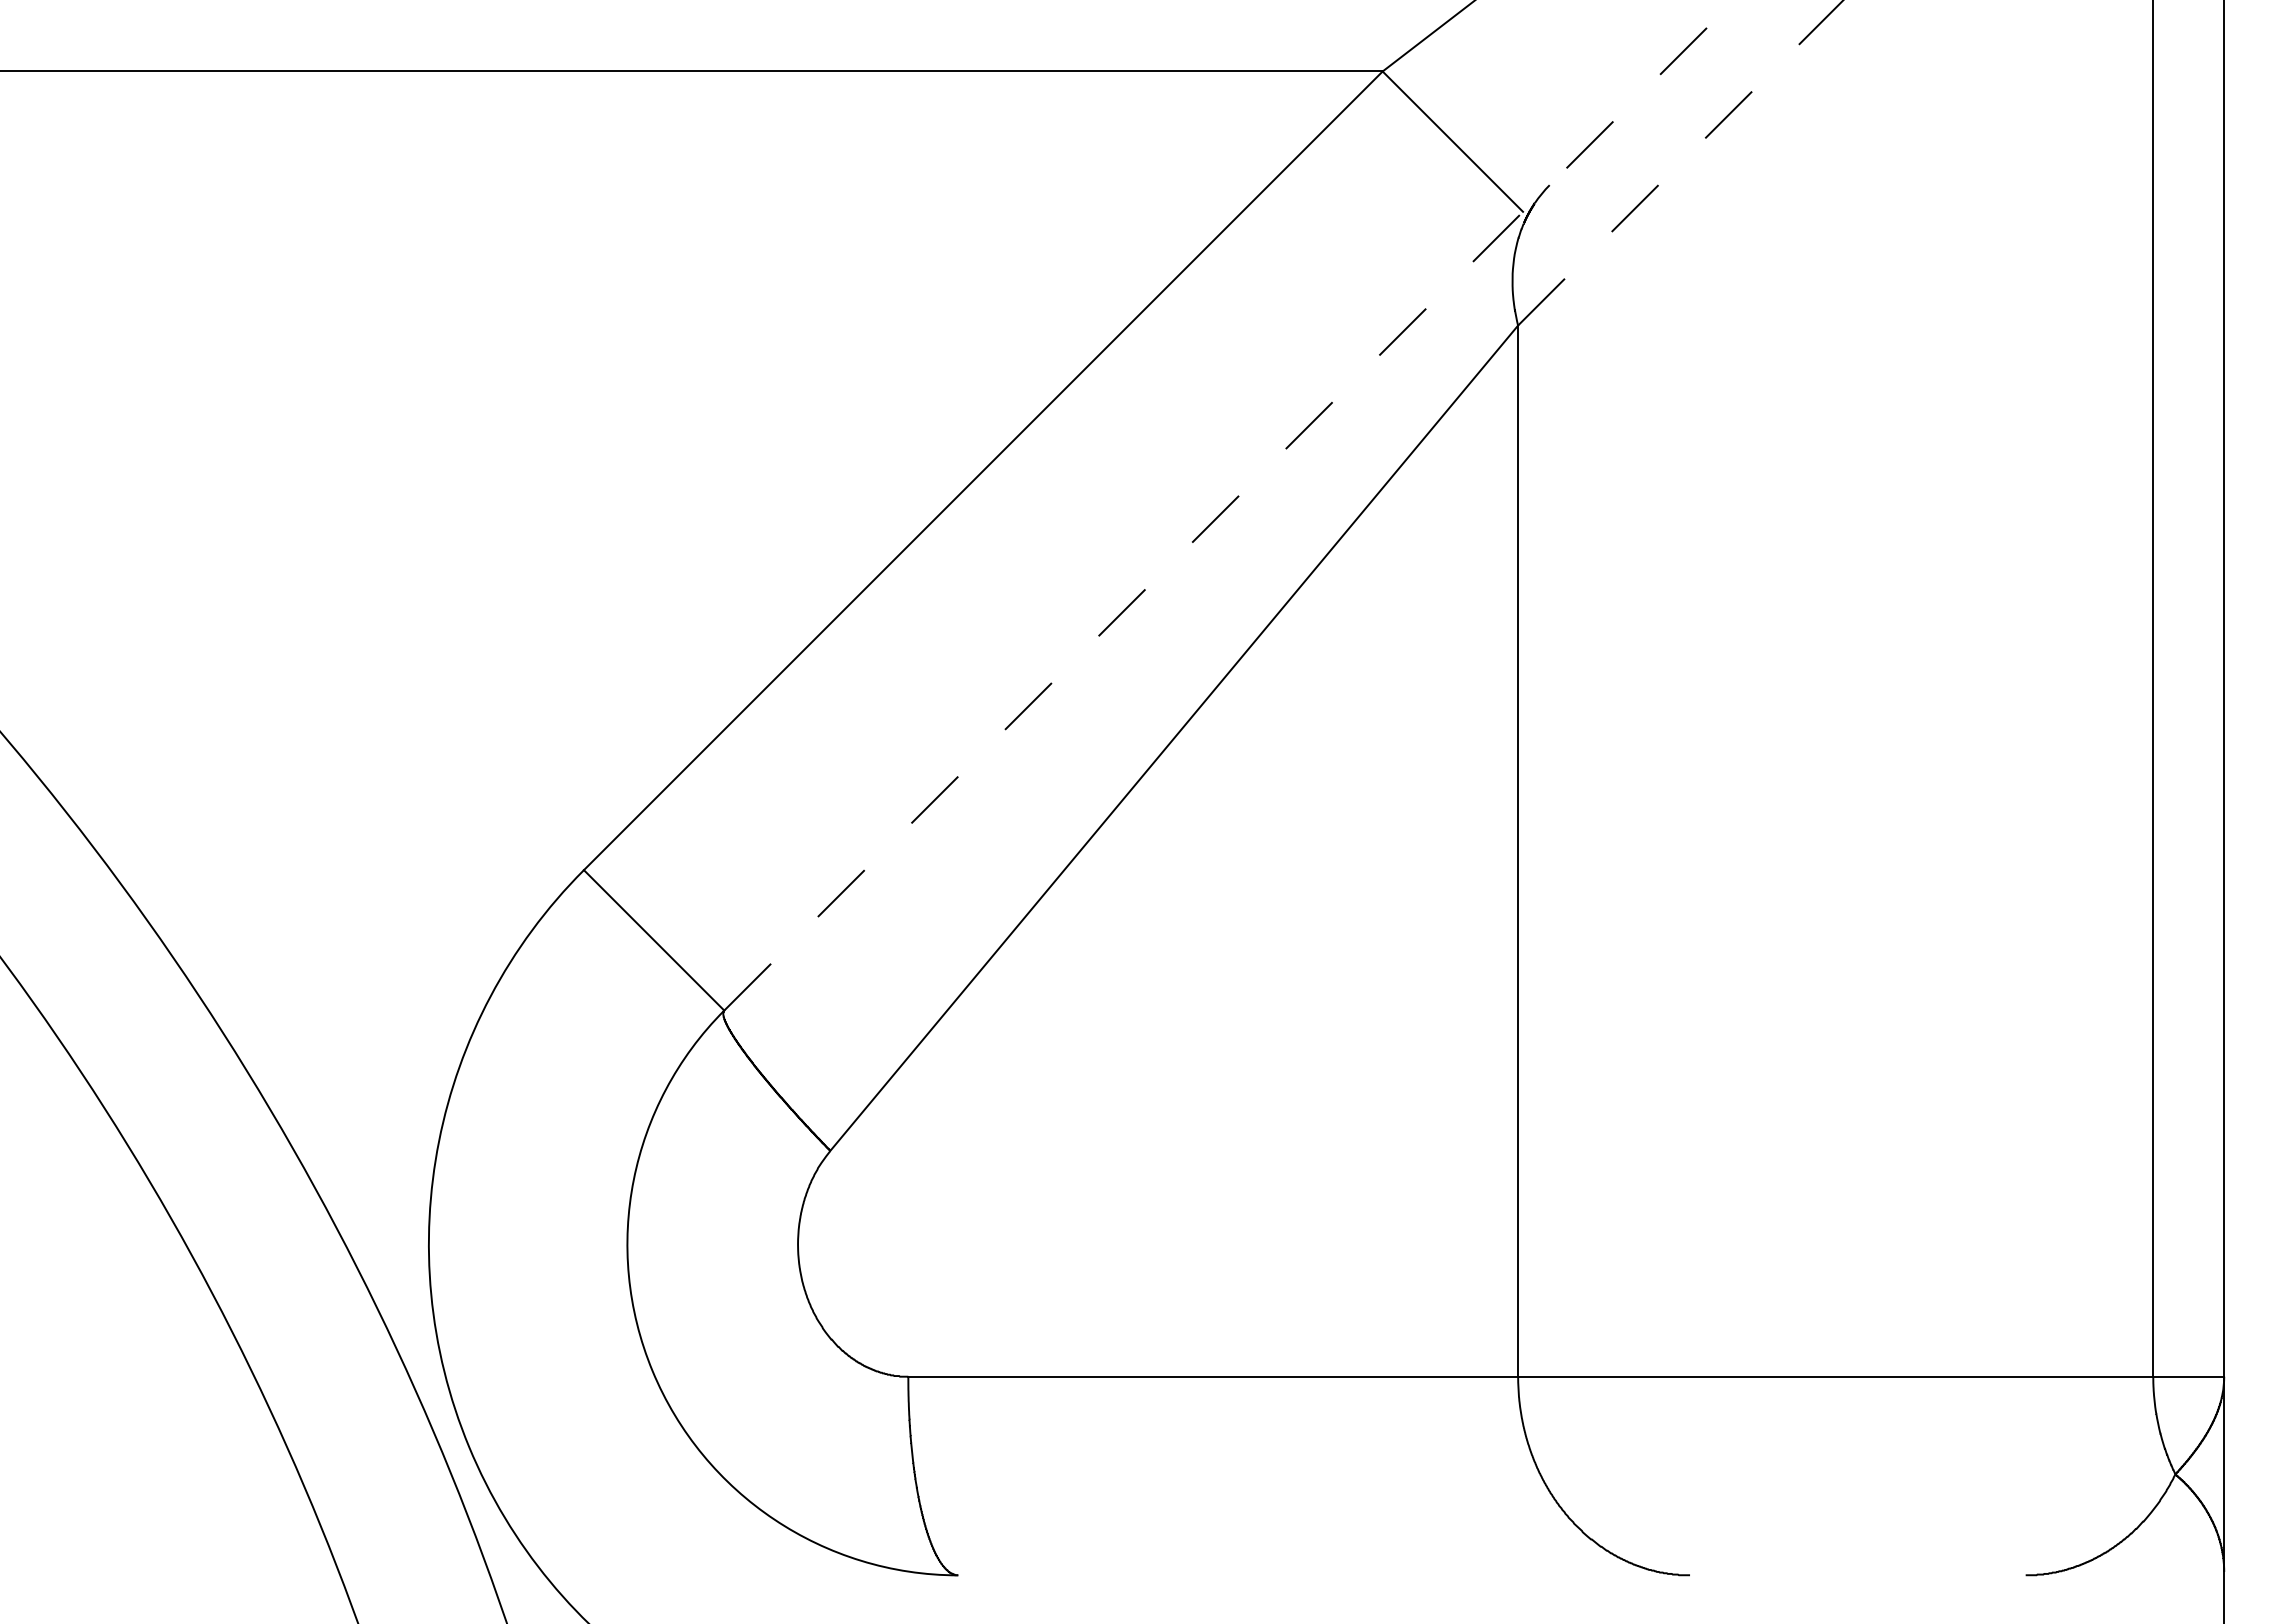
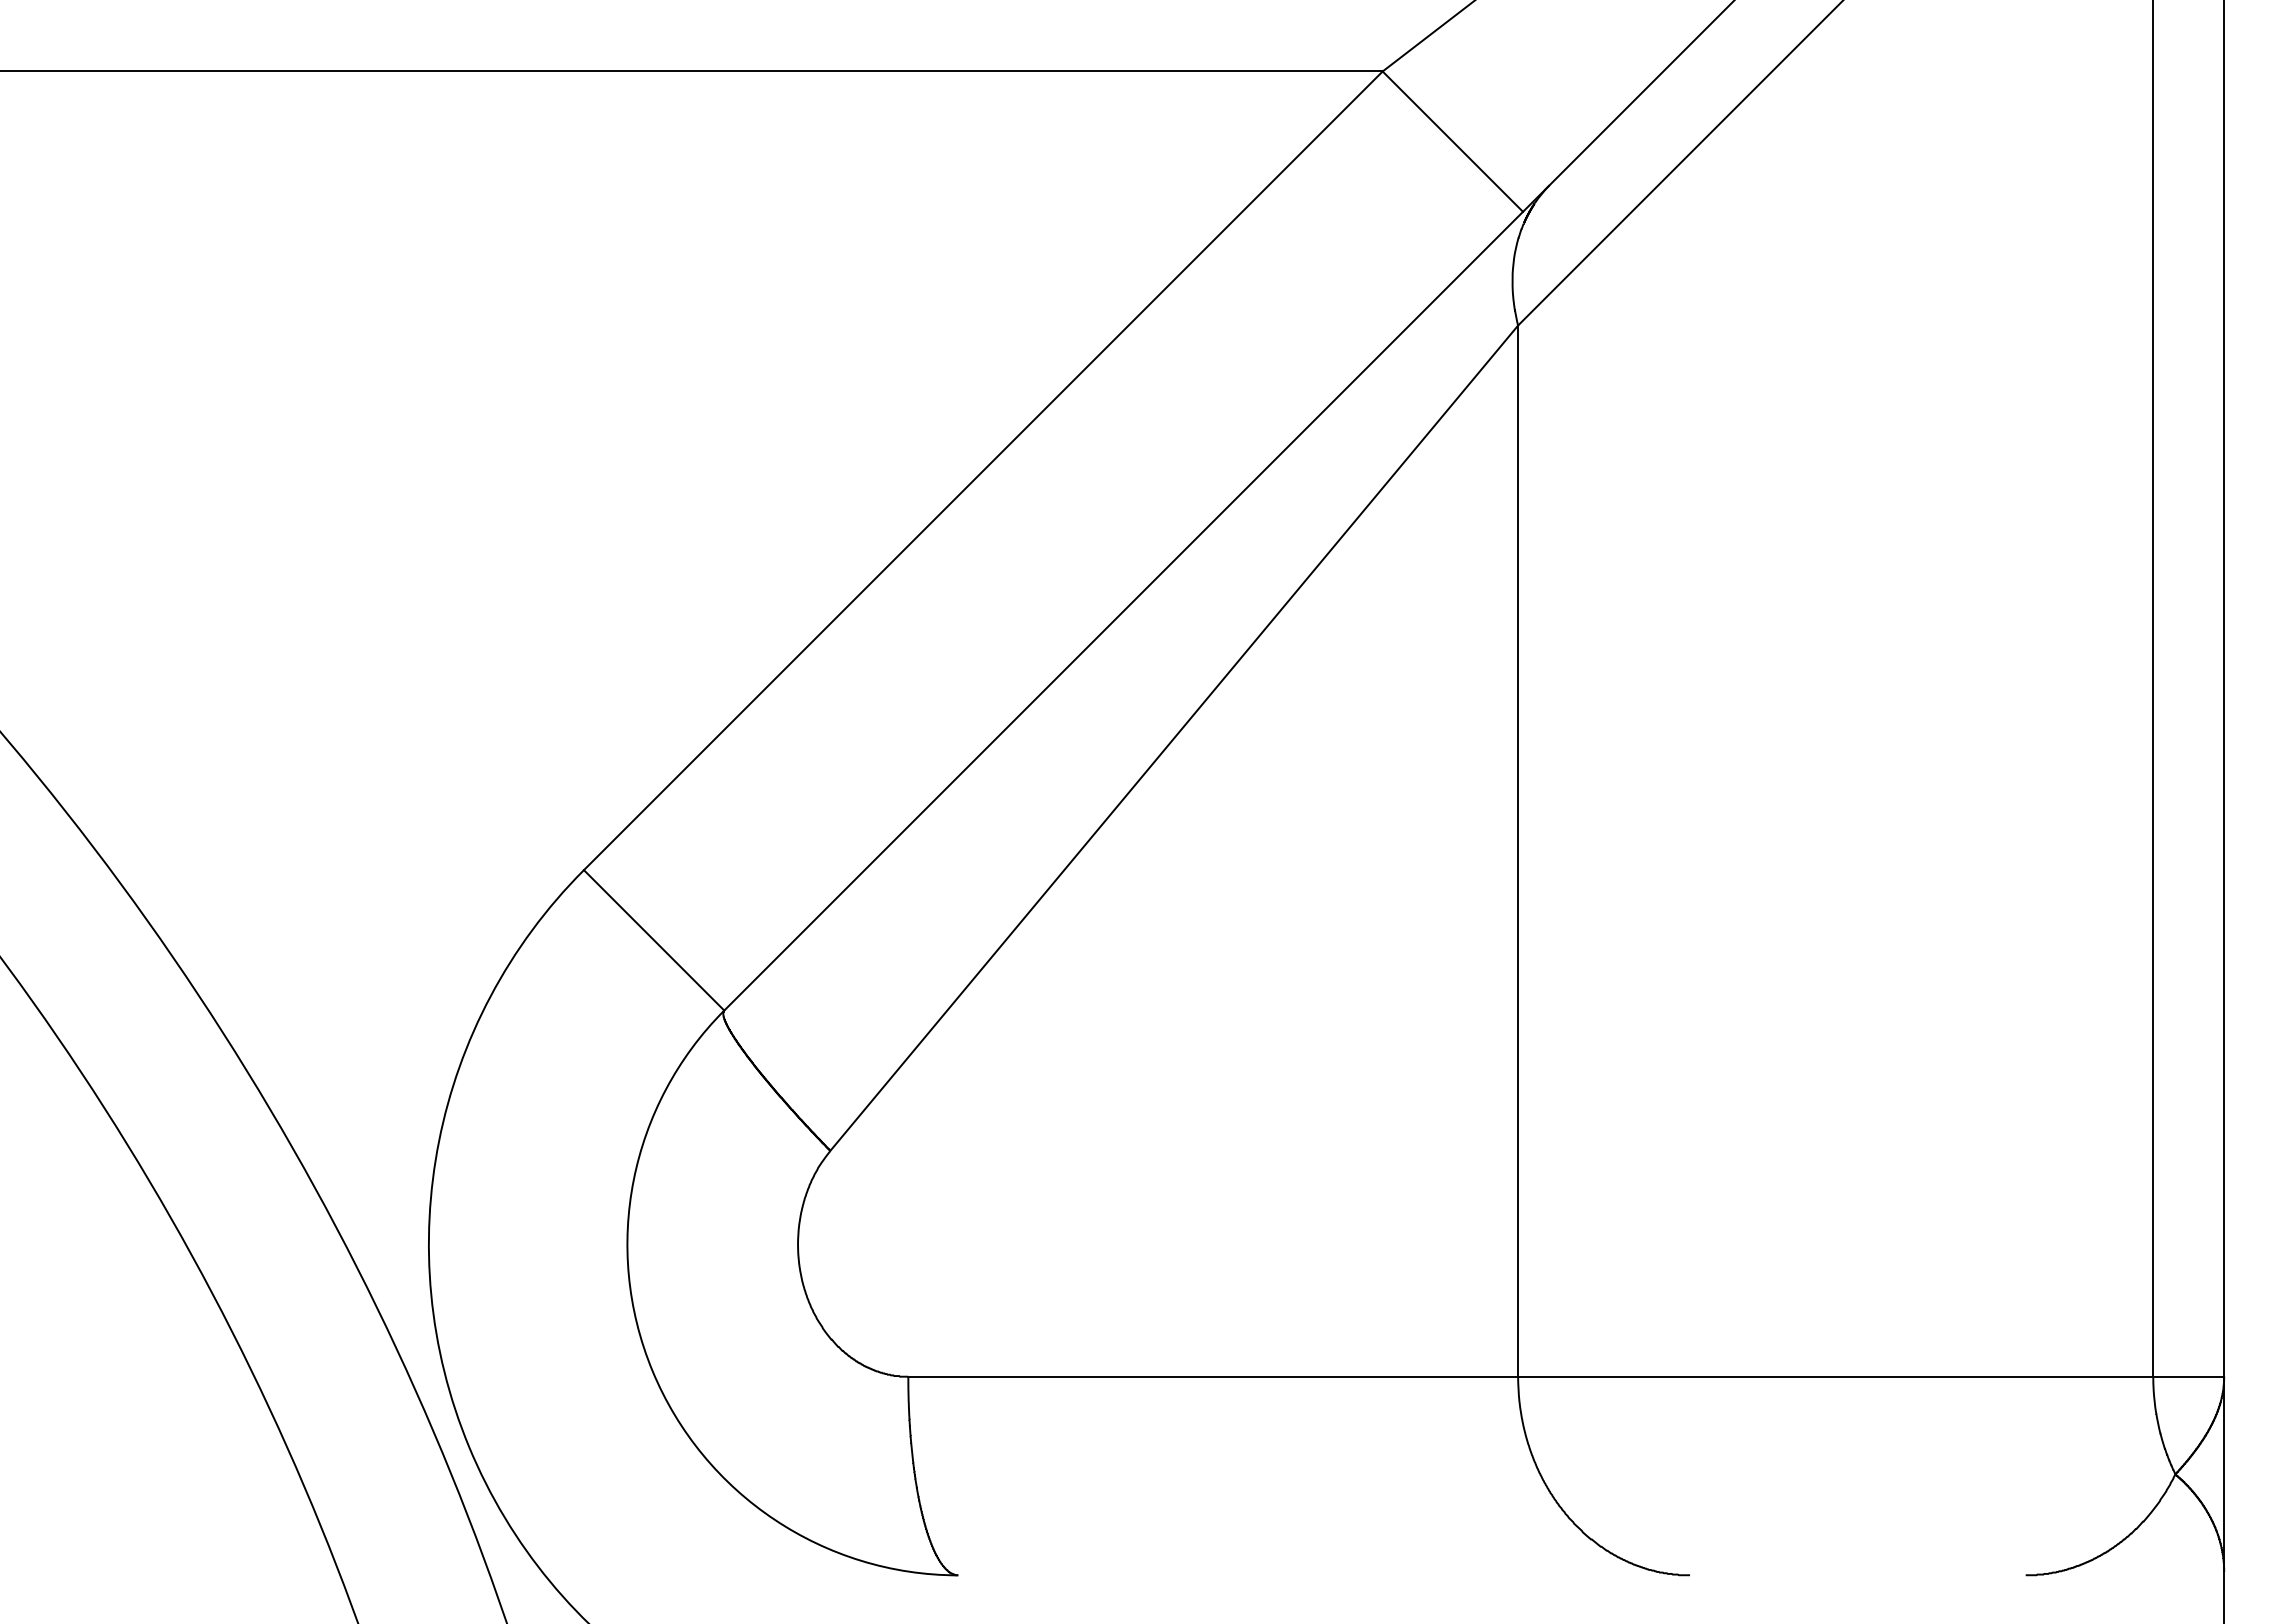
line: dashed -> solid (1680, 162)
line: dashed -> solid (1229, 505)
